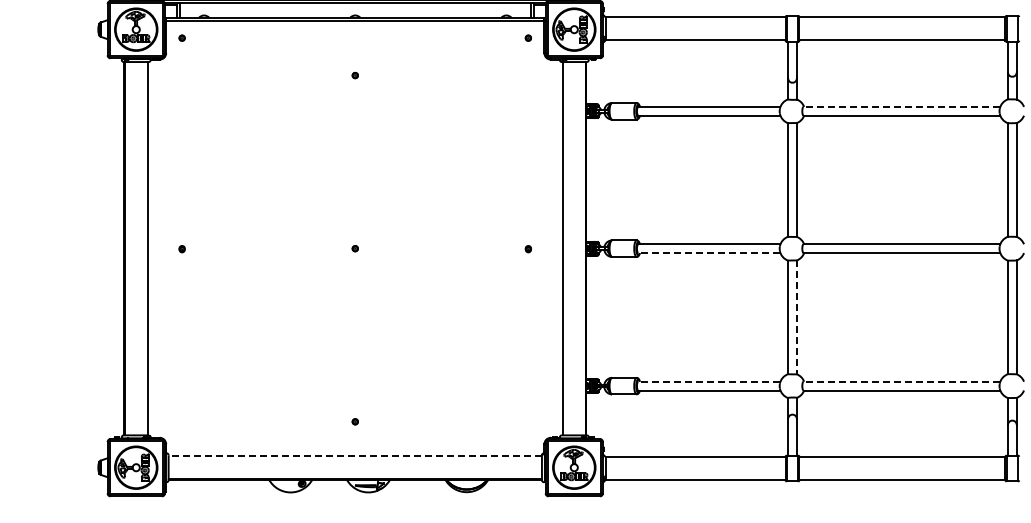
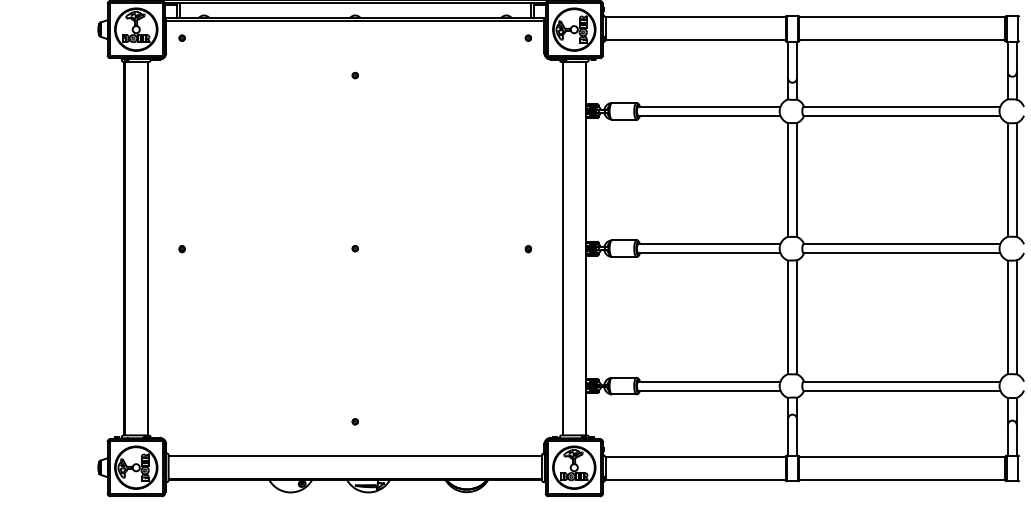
line: dashed -> solid (901, 106)
line: dashed -> solid (708, 253)
line: dashed -> solid (796, 317)
line: dashed -> solid (708, 381)
line: dashed -> solid (901, 381)
line: dashed -> solid (355, 456)
